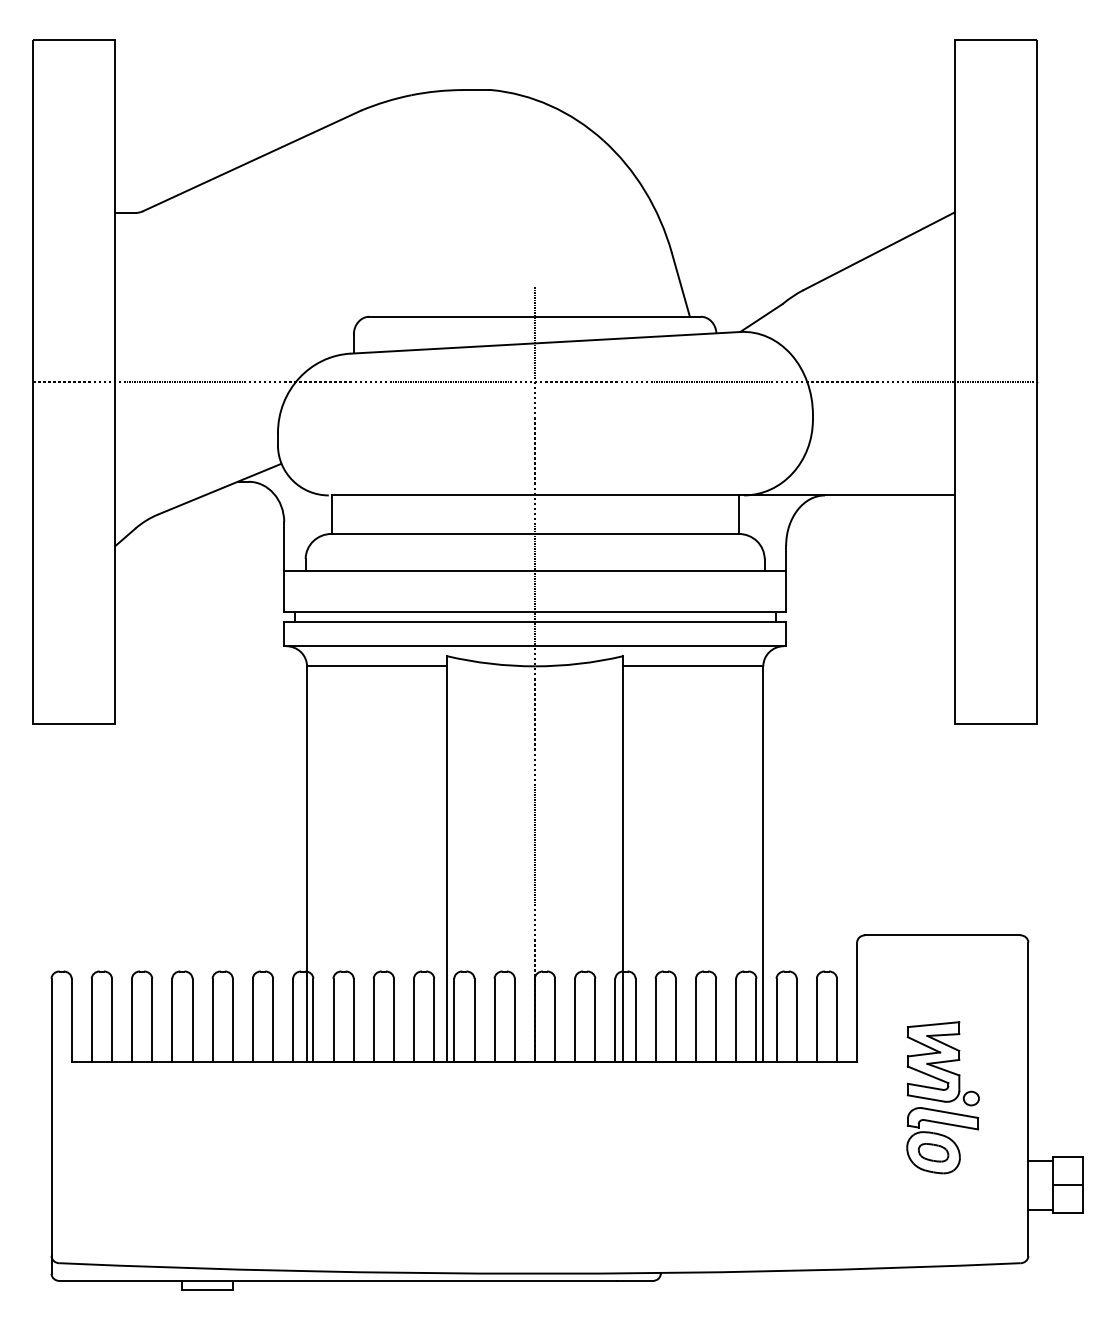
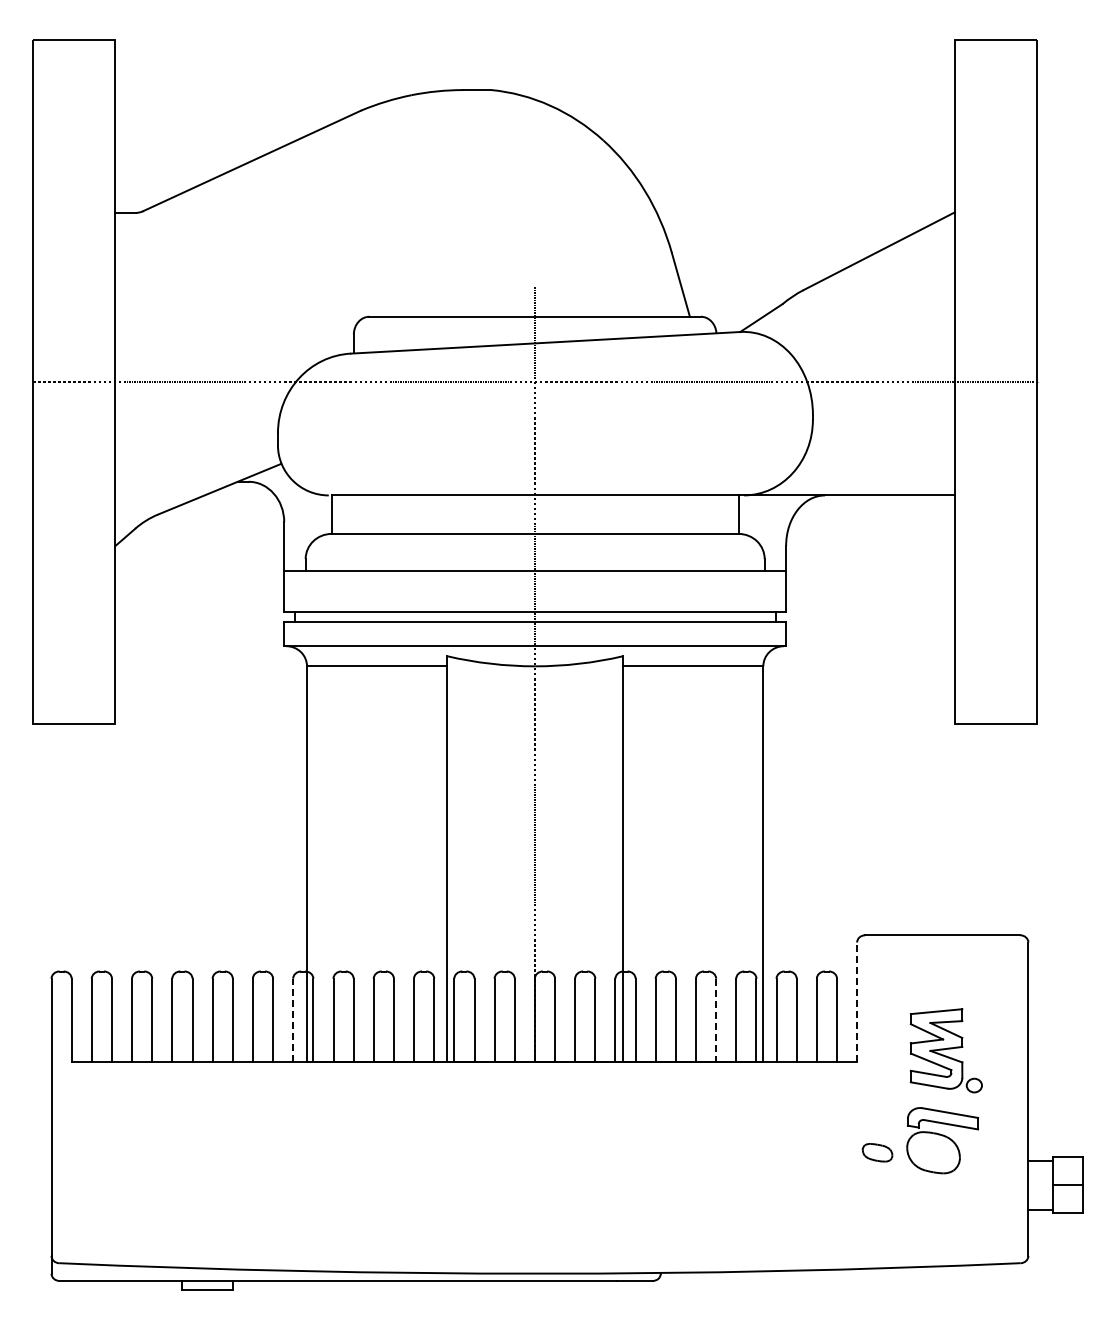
line: solid -> dashed (857, 1002)
line: solid -> dashed (293, 1020)
line: solid -> dashed (716, 1020)
part position: (942, 1063) -> (945, 1050) (945, 1050)
part position: (933, 1152) -> (877, 1152) (877, 1152)
